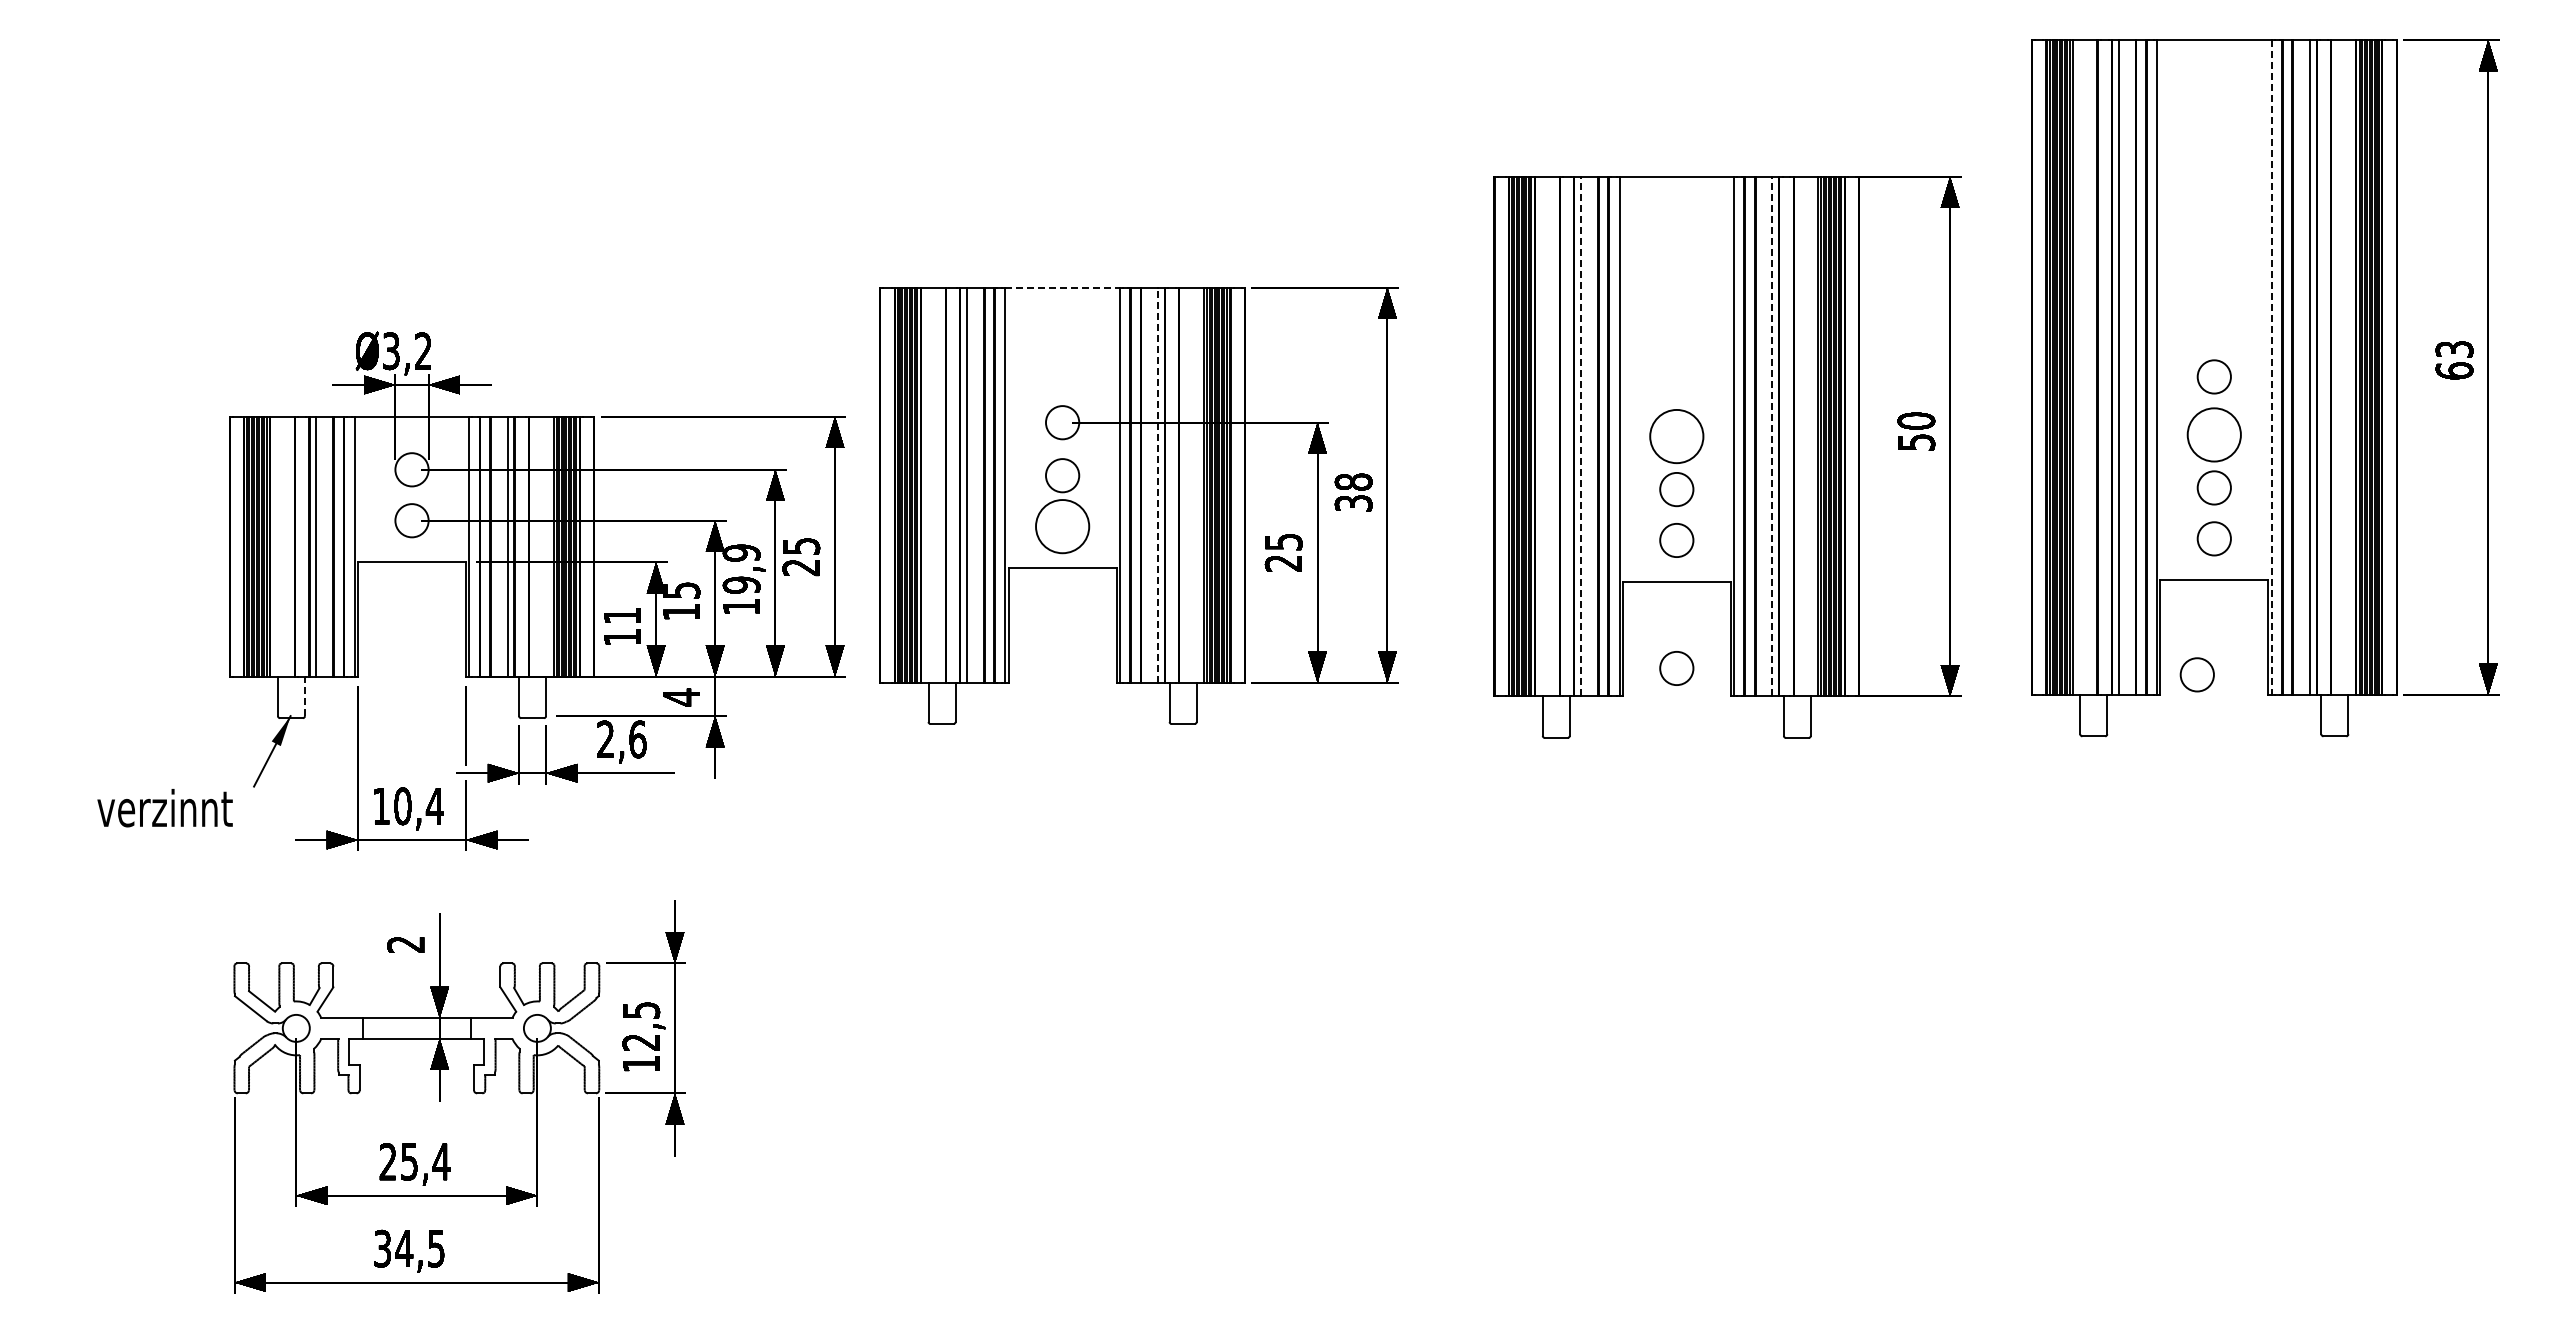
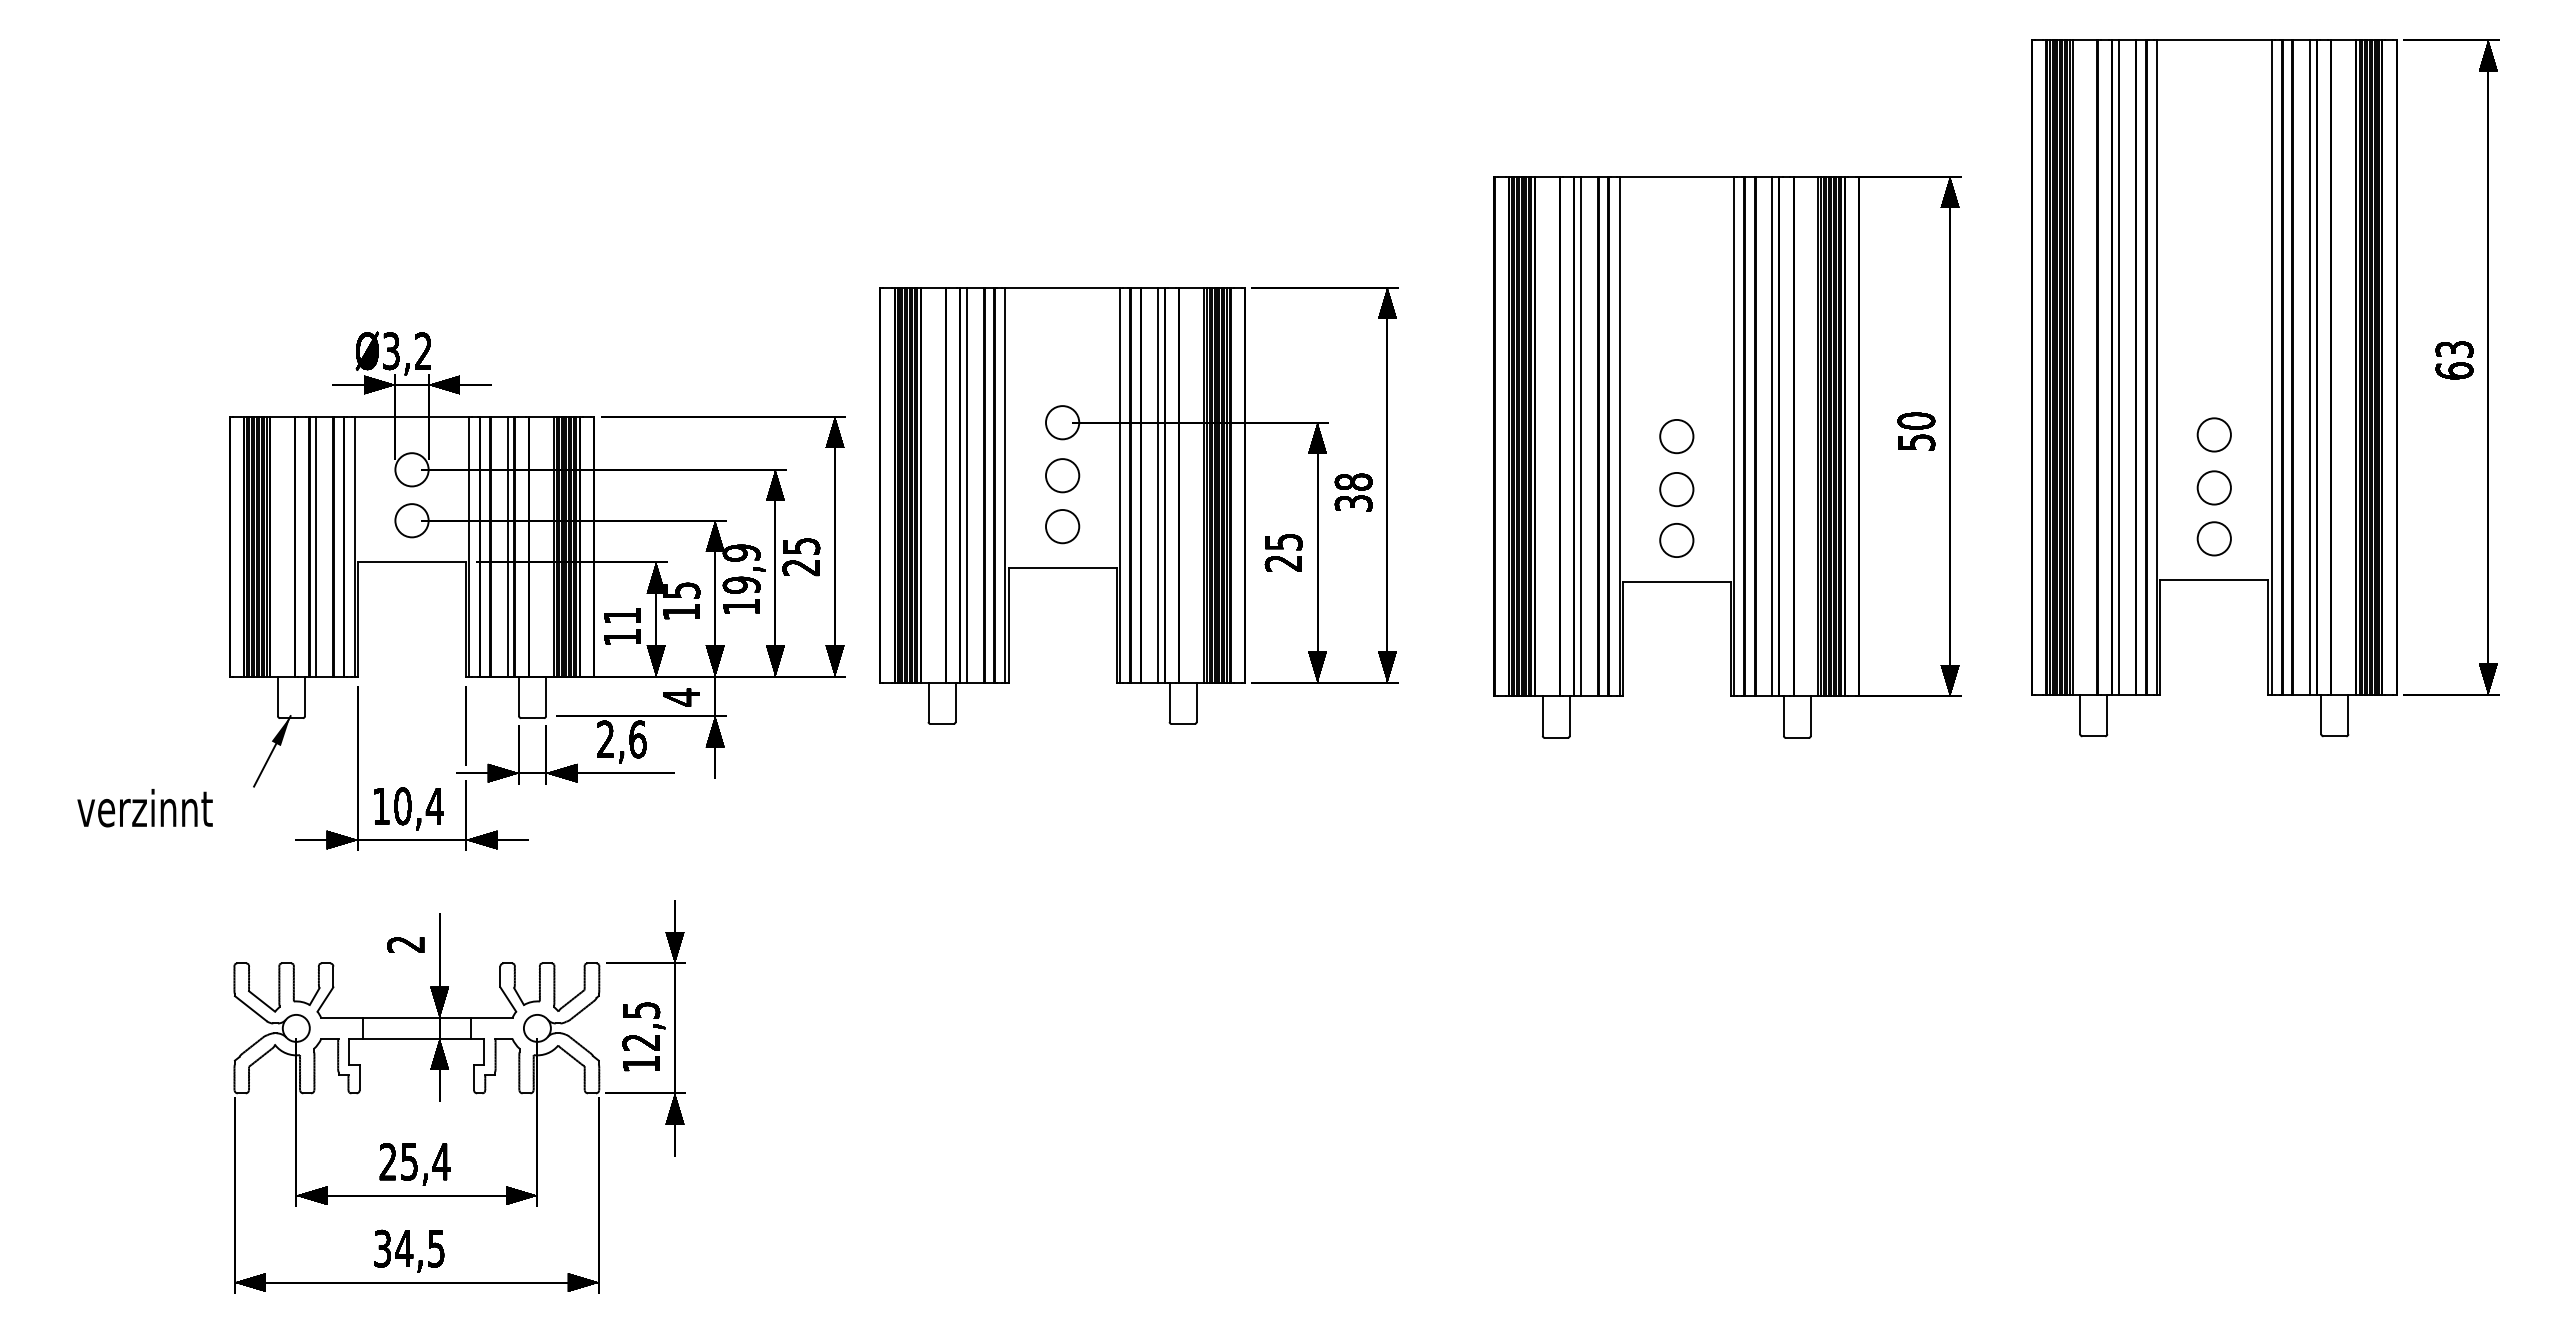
line: dashed -> solid (1063, 287)
line: dashed -> solid (2271, 367)
circle: present -> none (2213, 376)
circle diameter: 53 px -> 33 px (2213, 434)
line: dashed -> solid (1581, 436)
circle diameter: 53 px -> 33 px (1676, 436)
line: dashed -> solid (1772, 436)
line: dashed -> solid (1158, 484)
circle diameter: 53 px -> 33 px (1062, 526)
circle: present -> none (1676, 668)
circle: present -> none (2196, 674)
line: dashed -> solid (304, 696)
text position: (164, 808) -> (144, 808) (144, 808)
